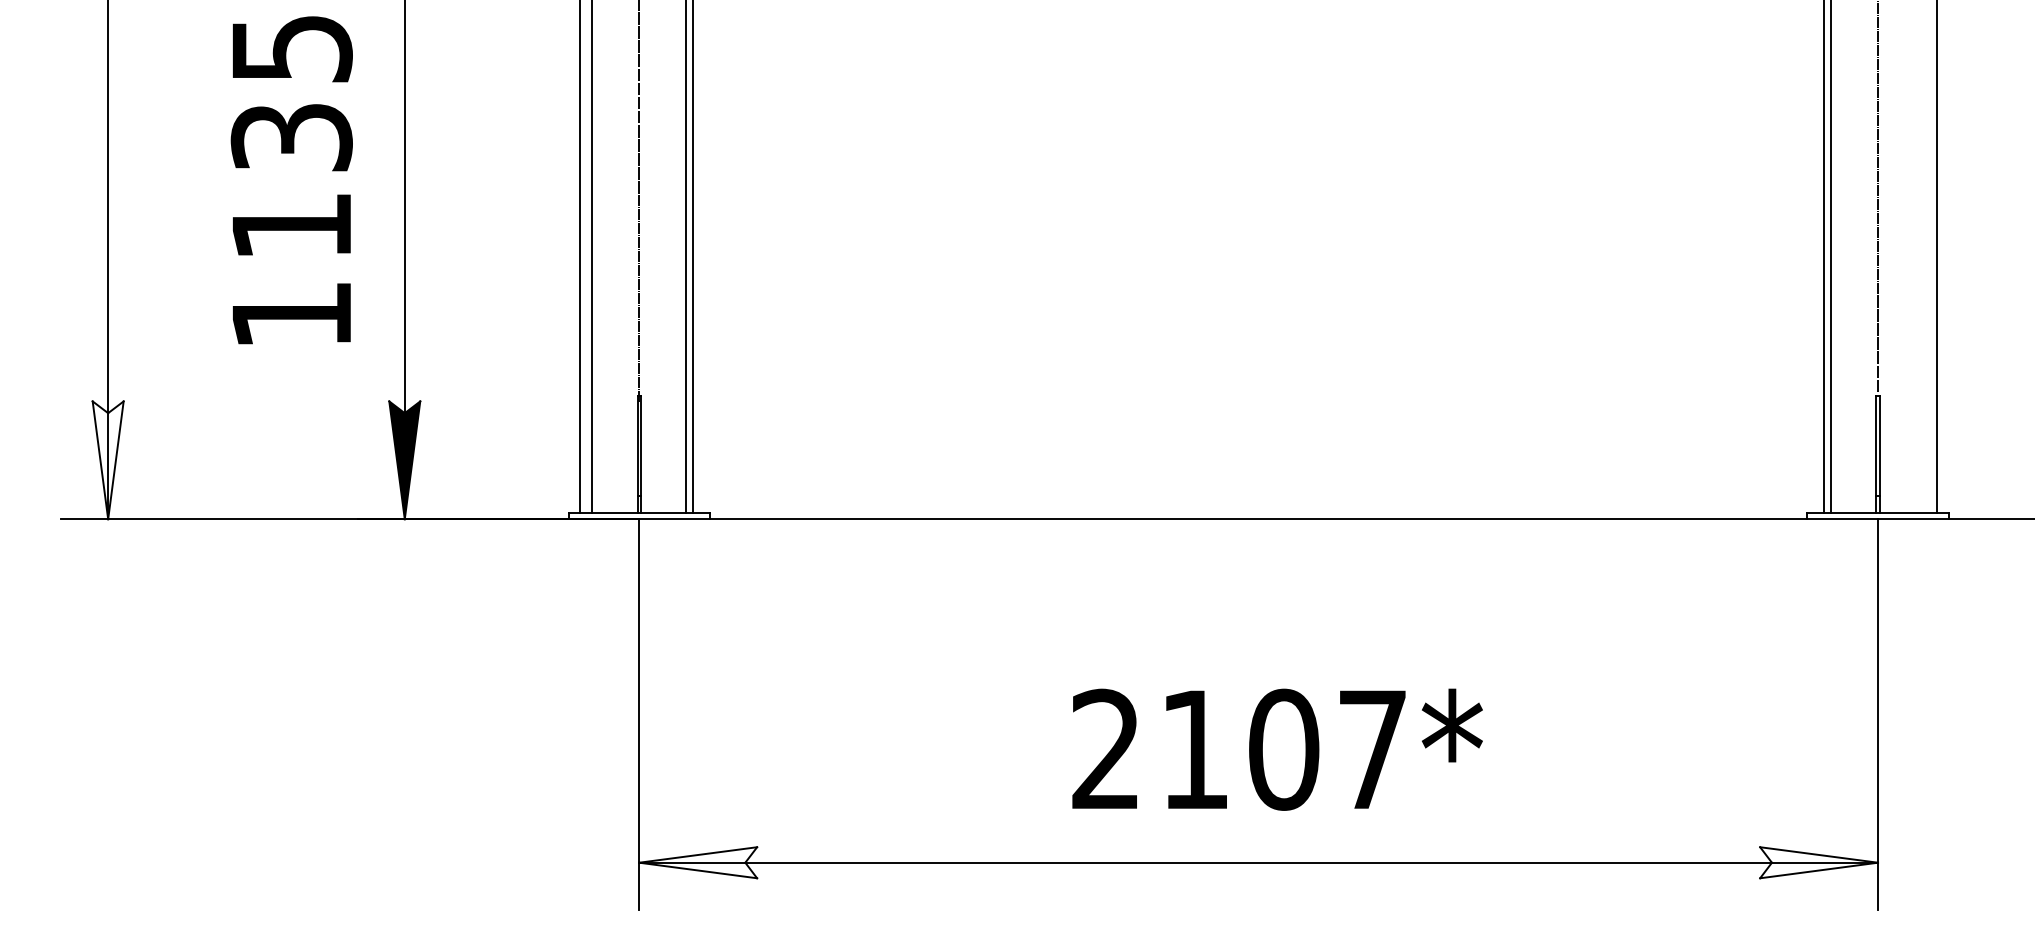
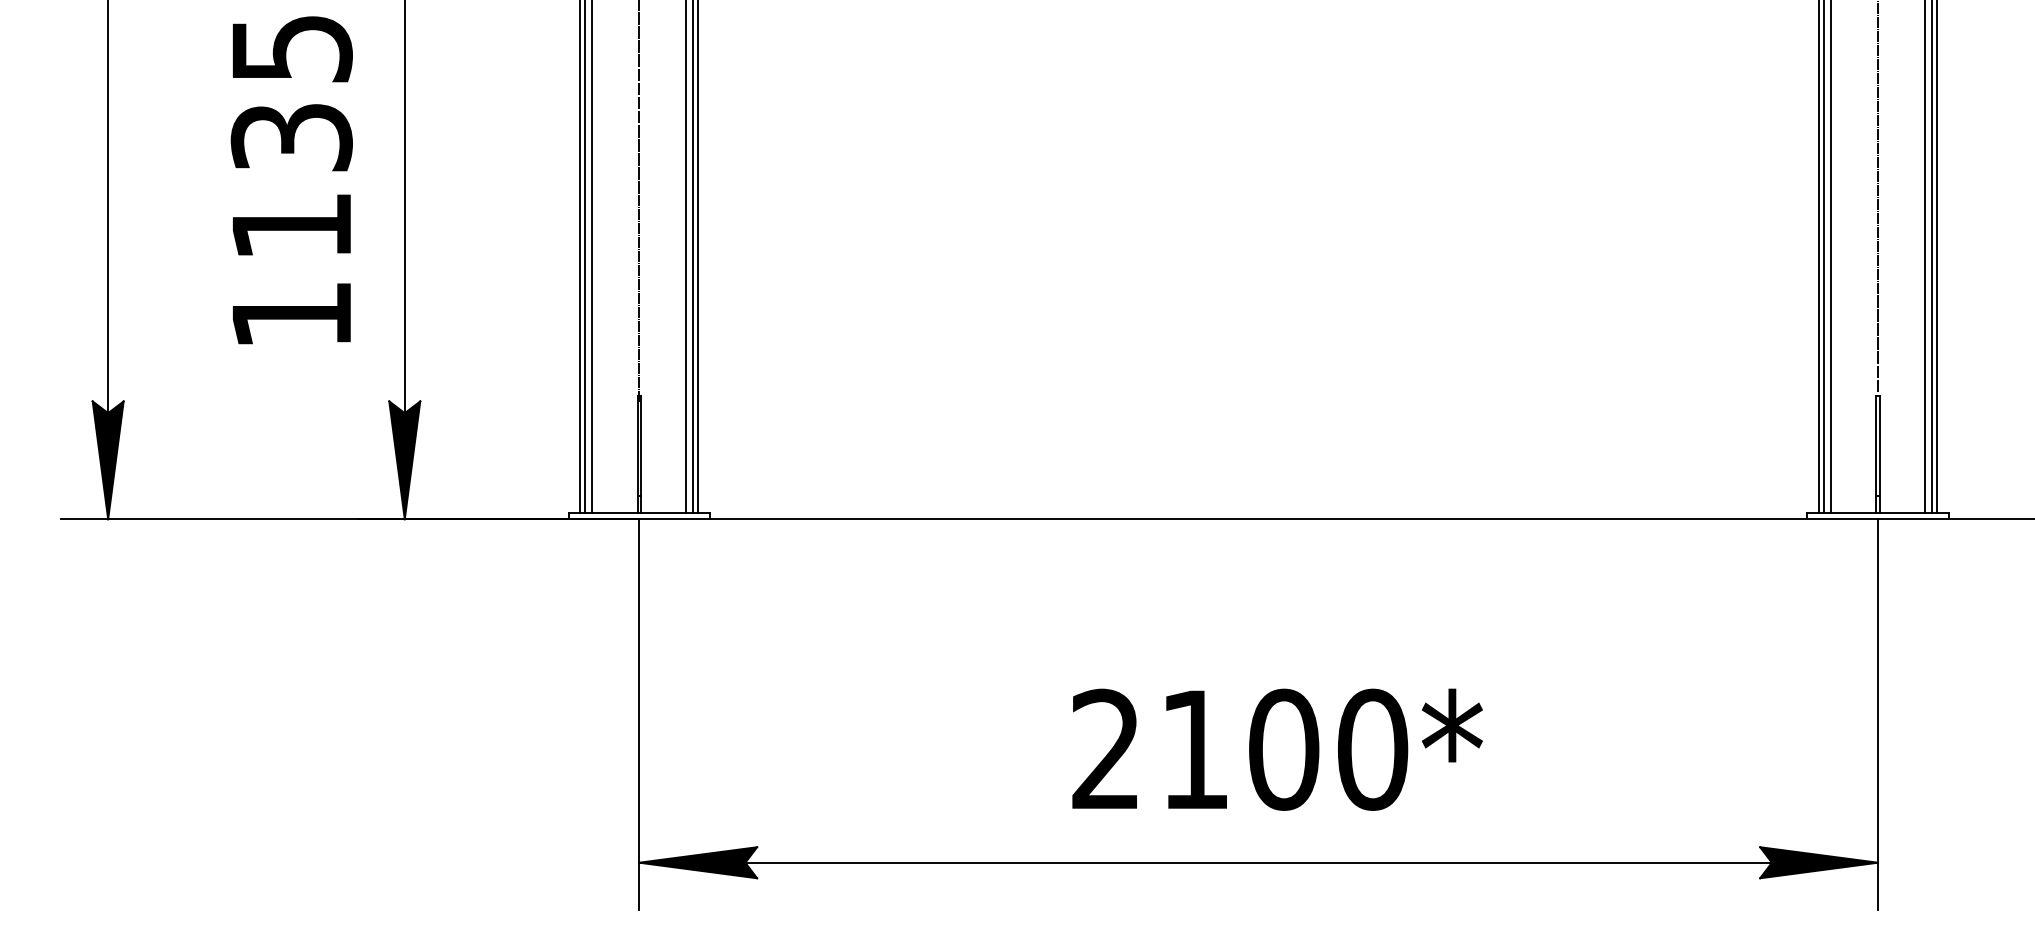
line: none -> present (585, 257)
line: none -> present (698, 257)
line: none -> present (1819, 257)
line: none -> present (1924, 257)
line: none -> present (1931, 257)
fill: none -> present (107, 460)
text: 2107* -> 2100* (1372, 749)
fill: none -> present (698, 862)
fill: none -> present (1819, 862)
